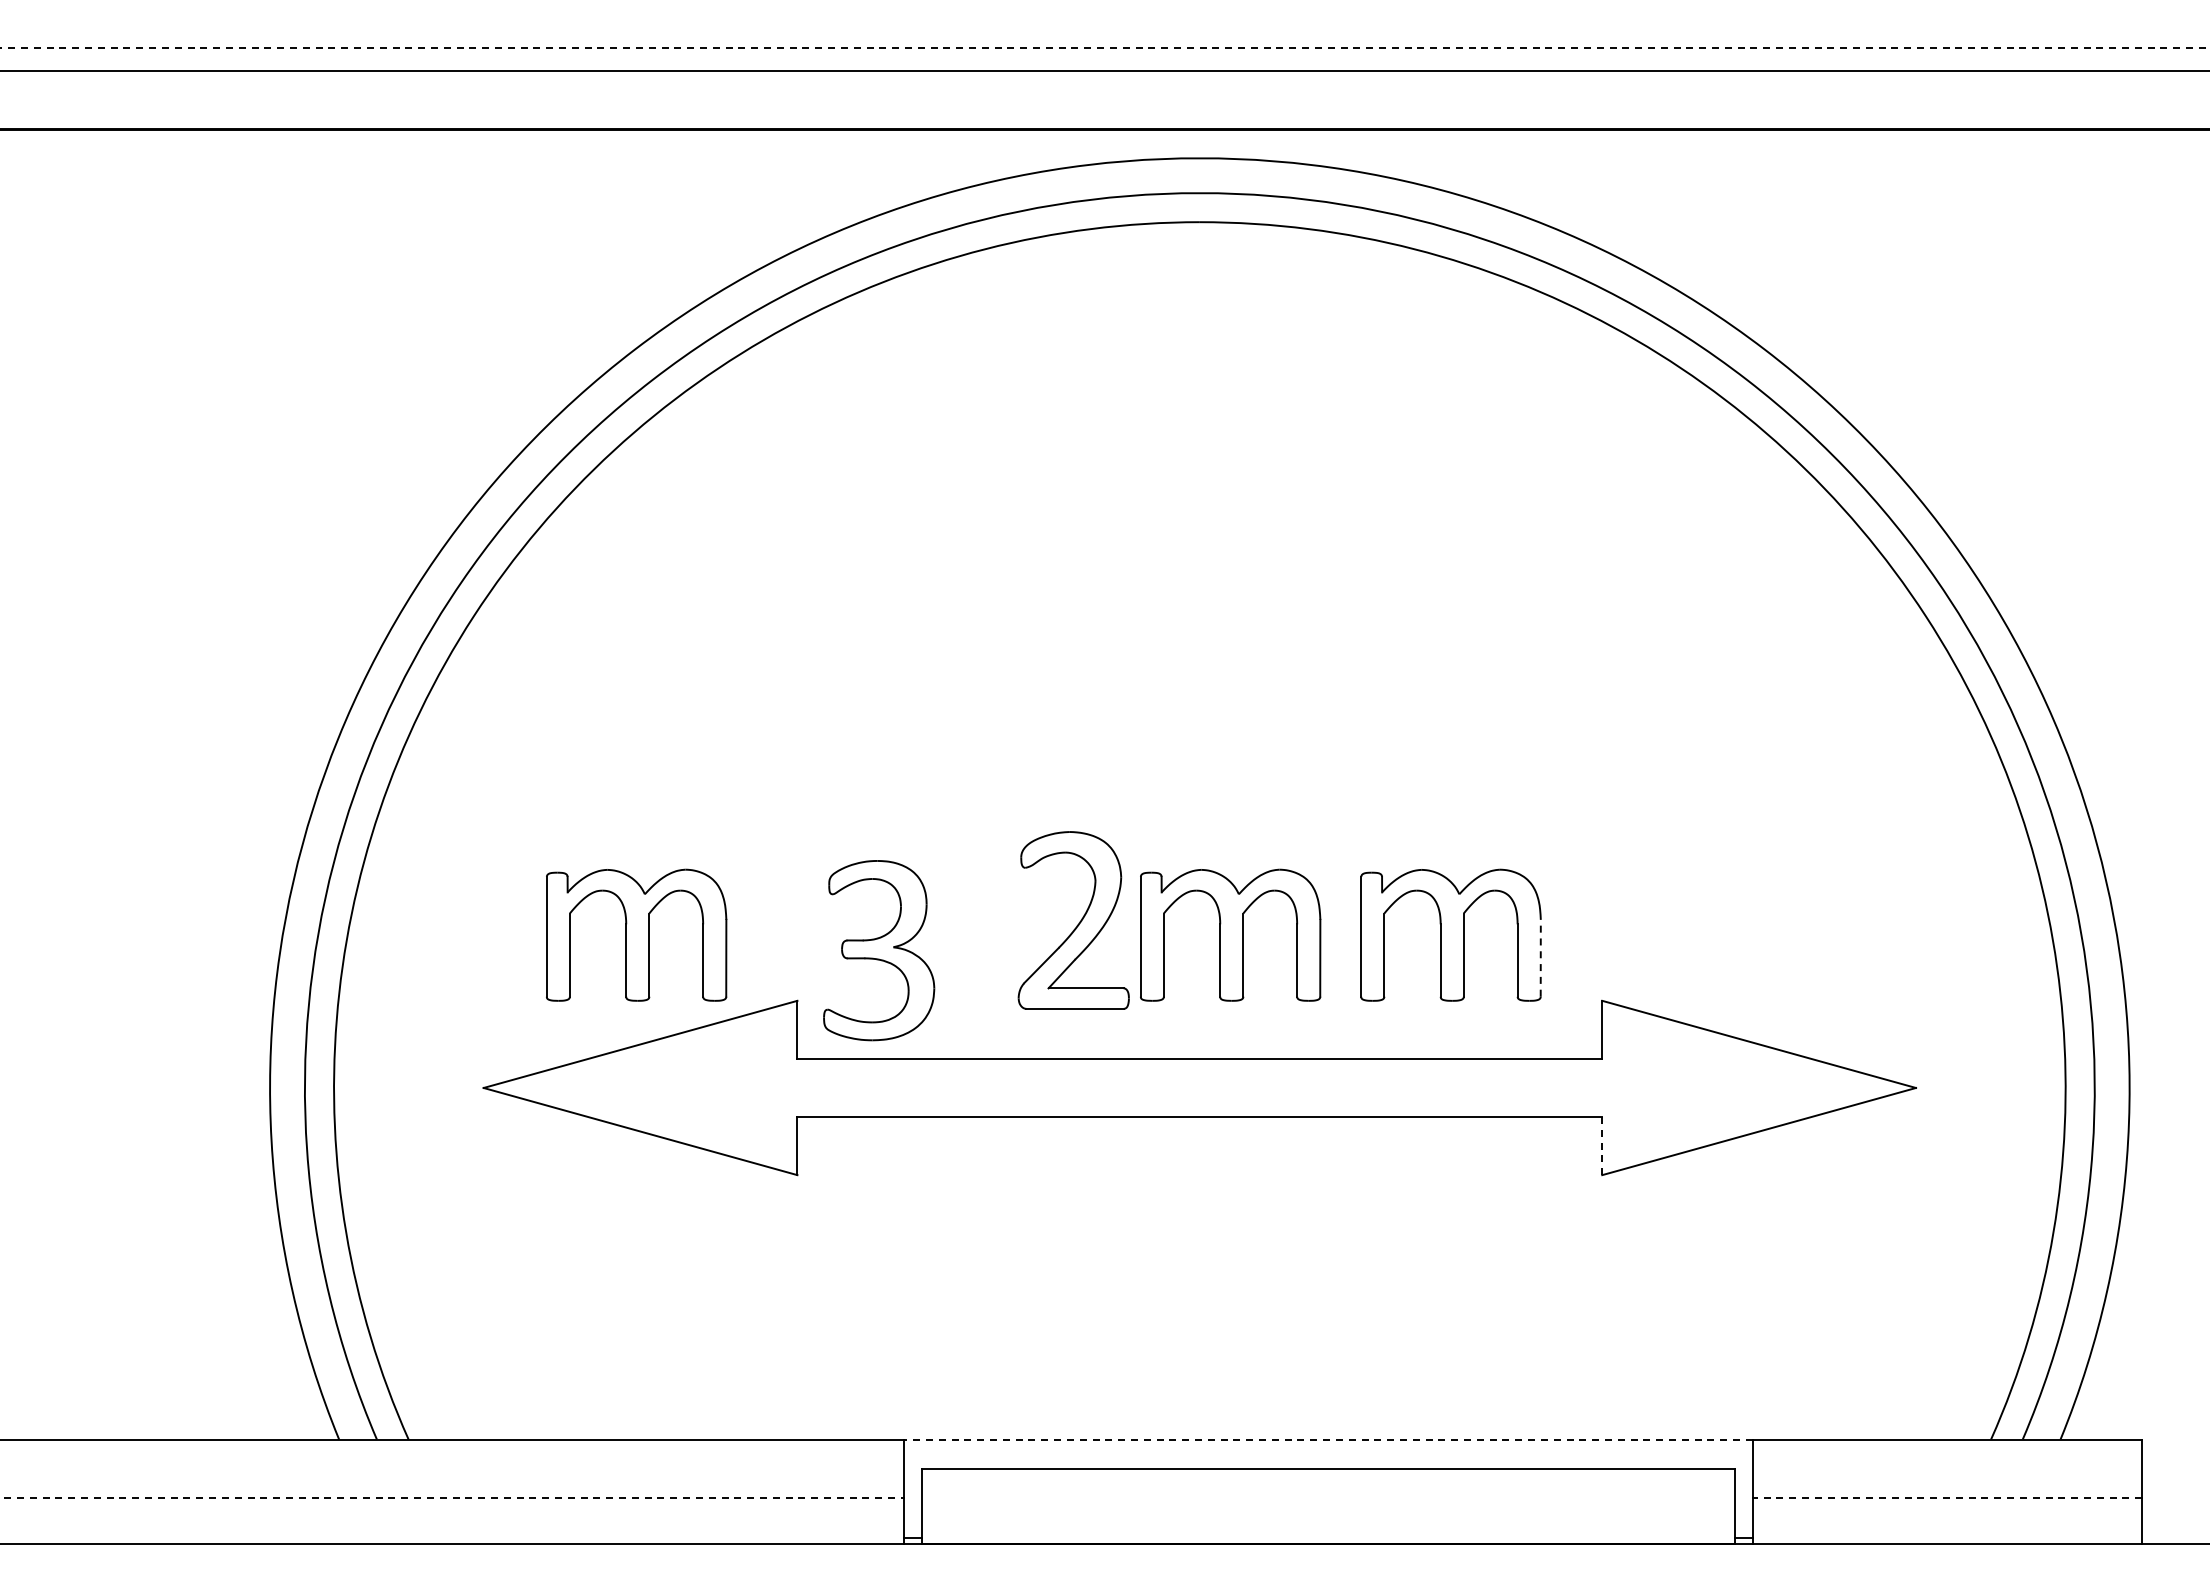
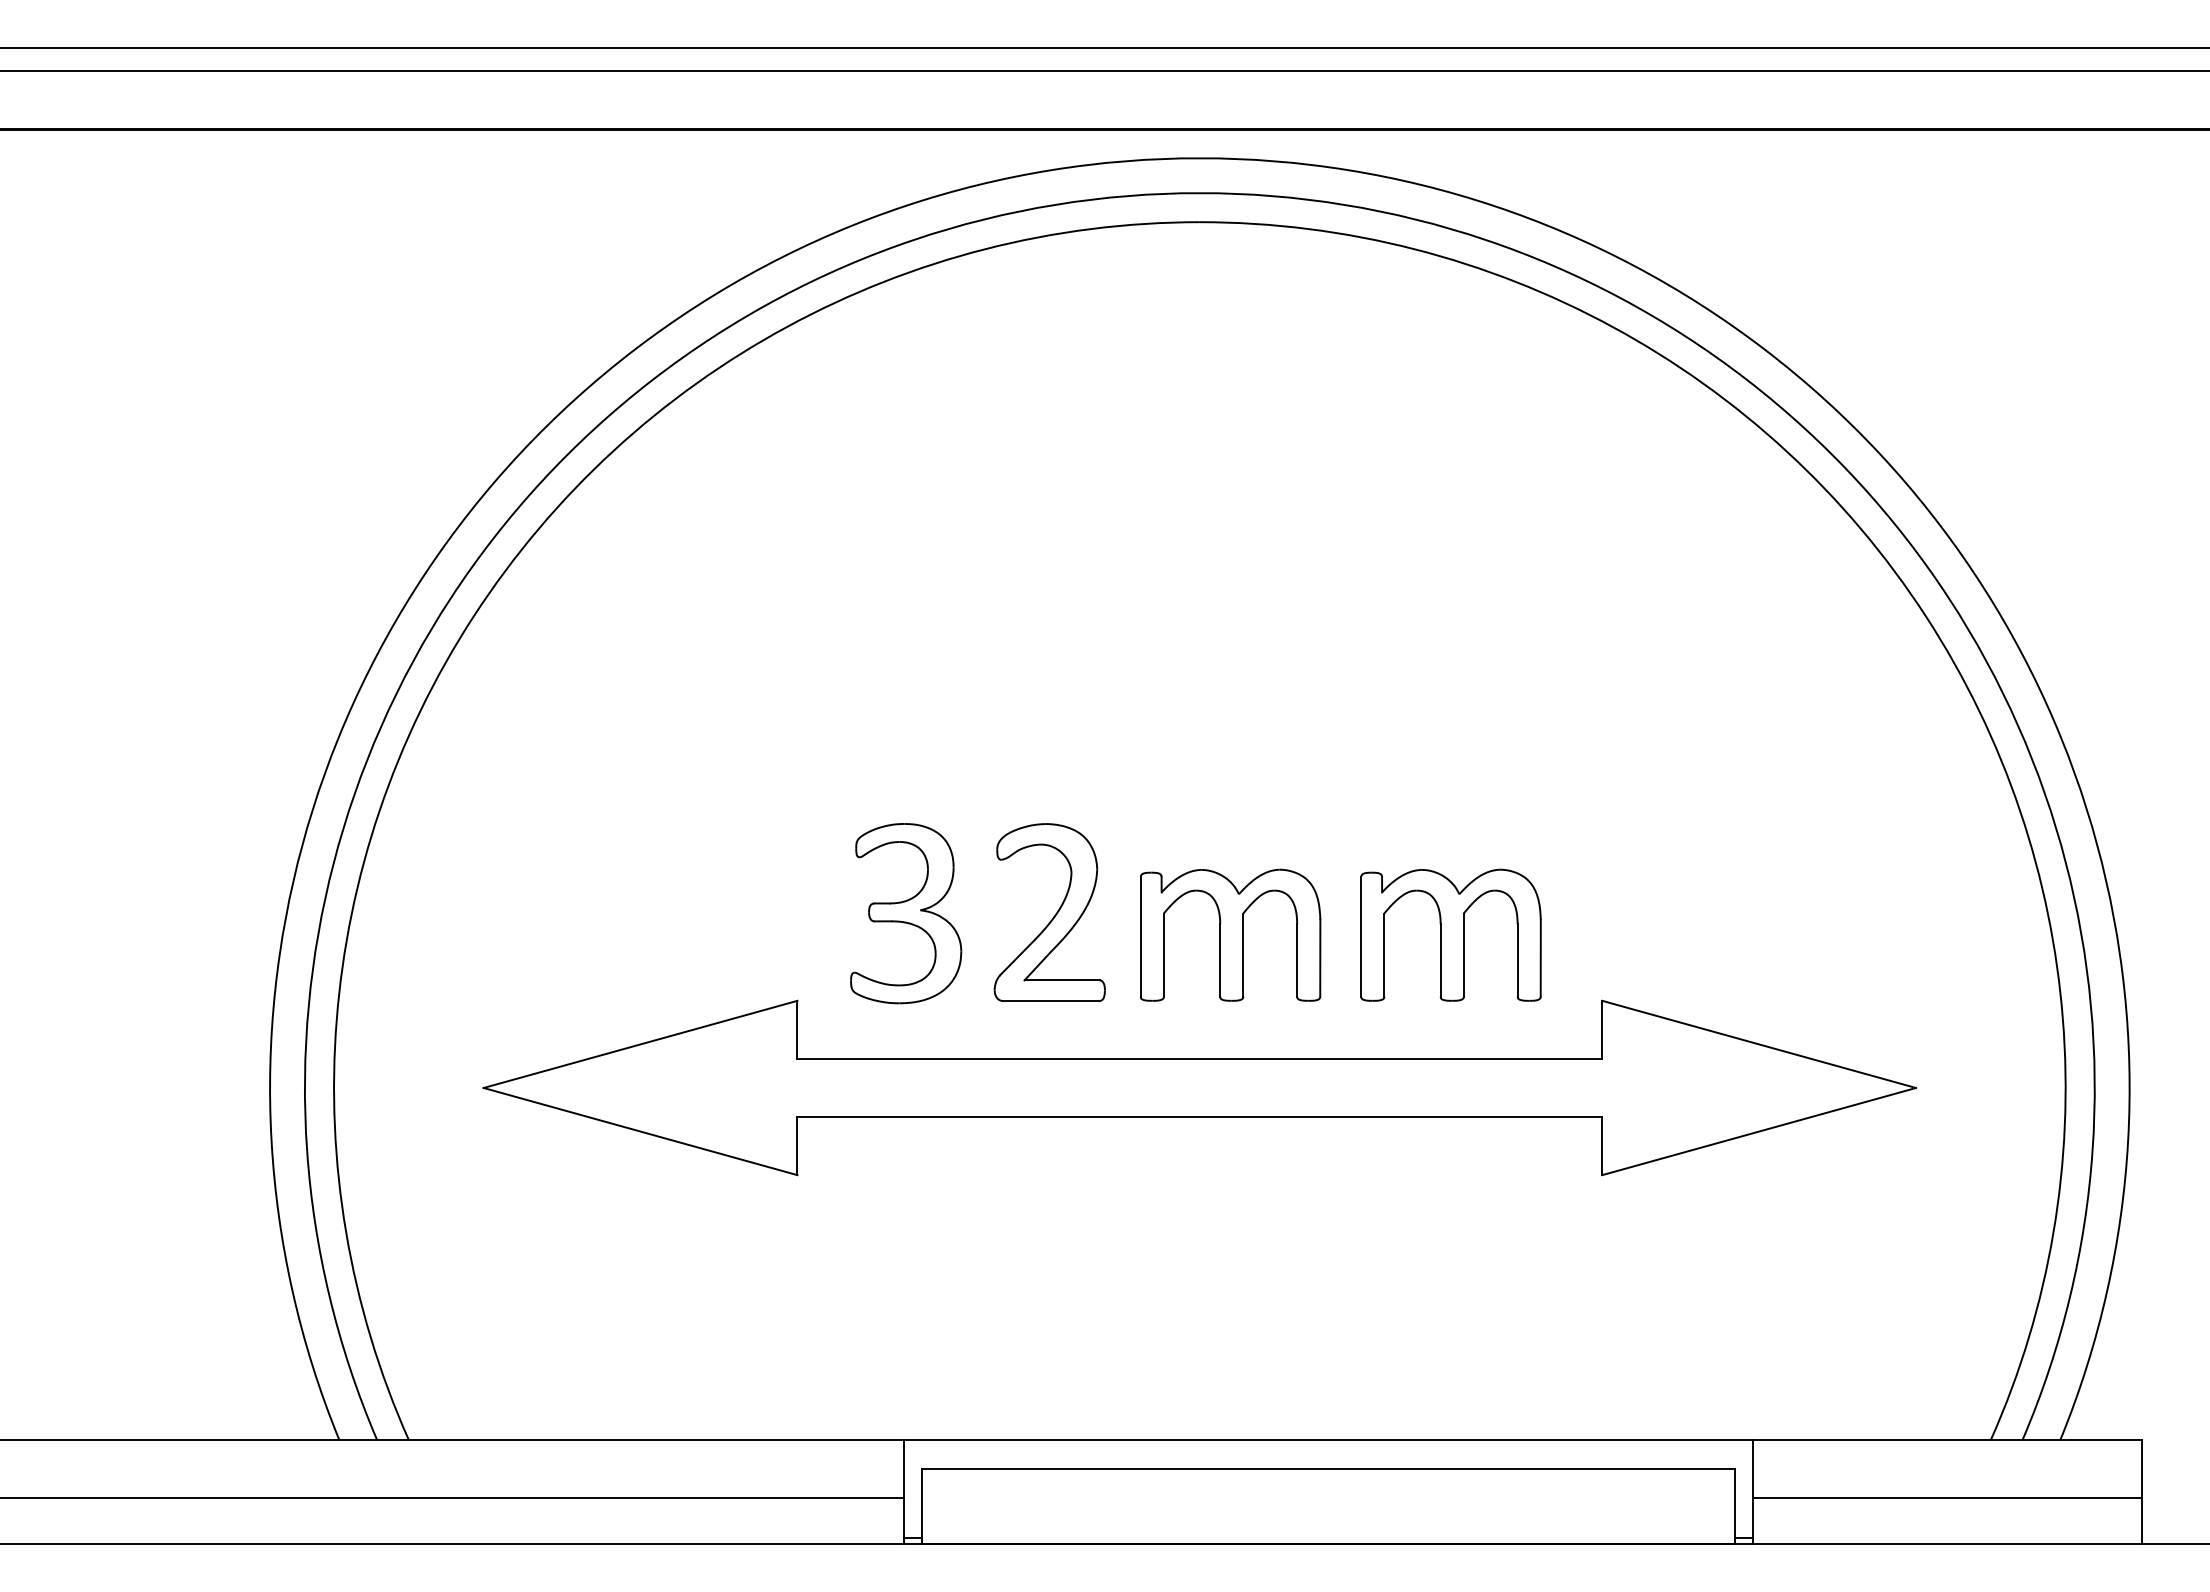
line: dashed -> solid (1104, 47)
part position: (1073, 920) -> (1049, 912) (1049, 912)
part: present -> none (636, 934)
part position: (879, 950) -> (906, 913) (906, 913)
line: dashed -> solid (1540, 957)
line: dashed -> solid (1602, 1146)
line: dashed -> solid (1328, 1439)
line: dashed -> solid (452, 1497)
line: dashed -> solid (1947, 1497)
